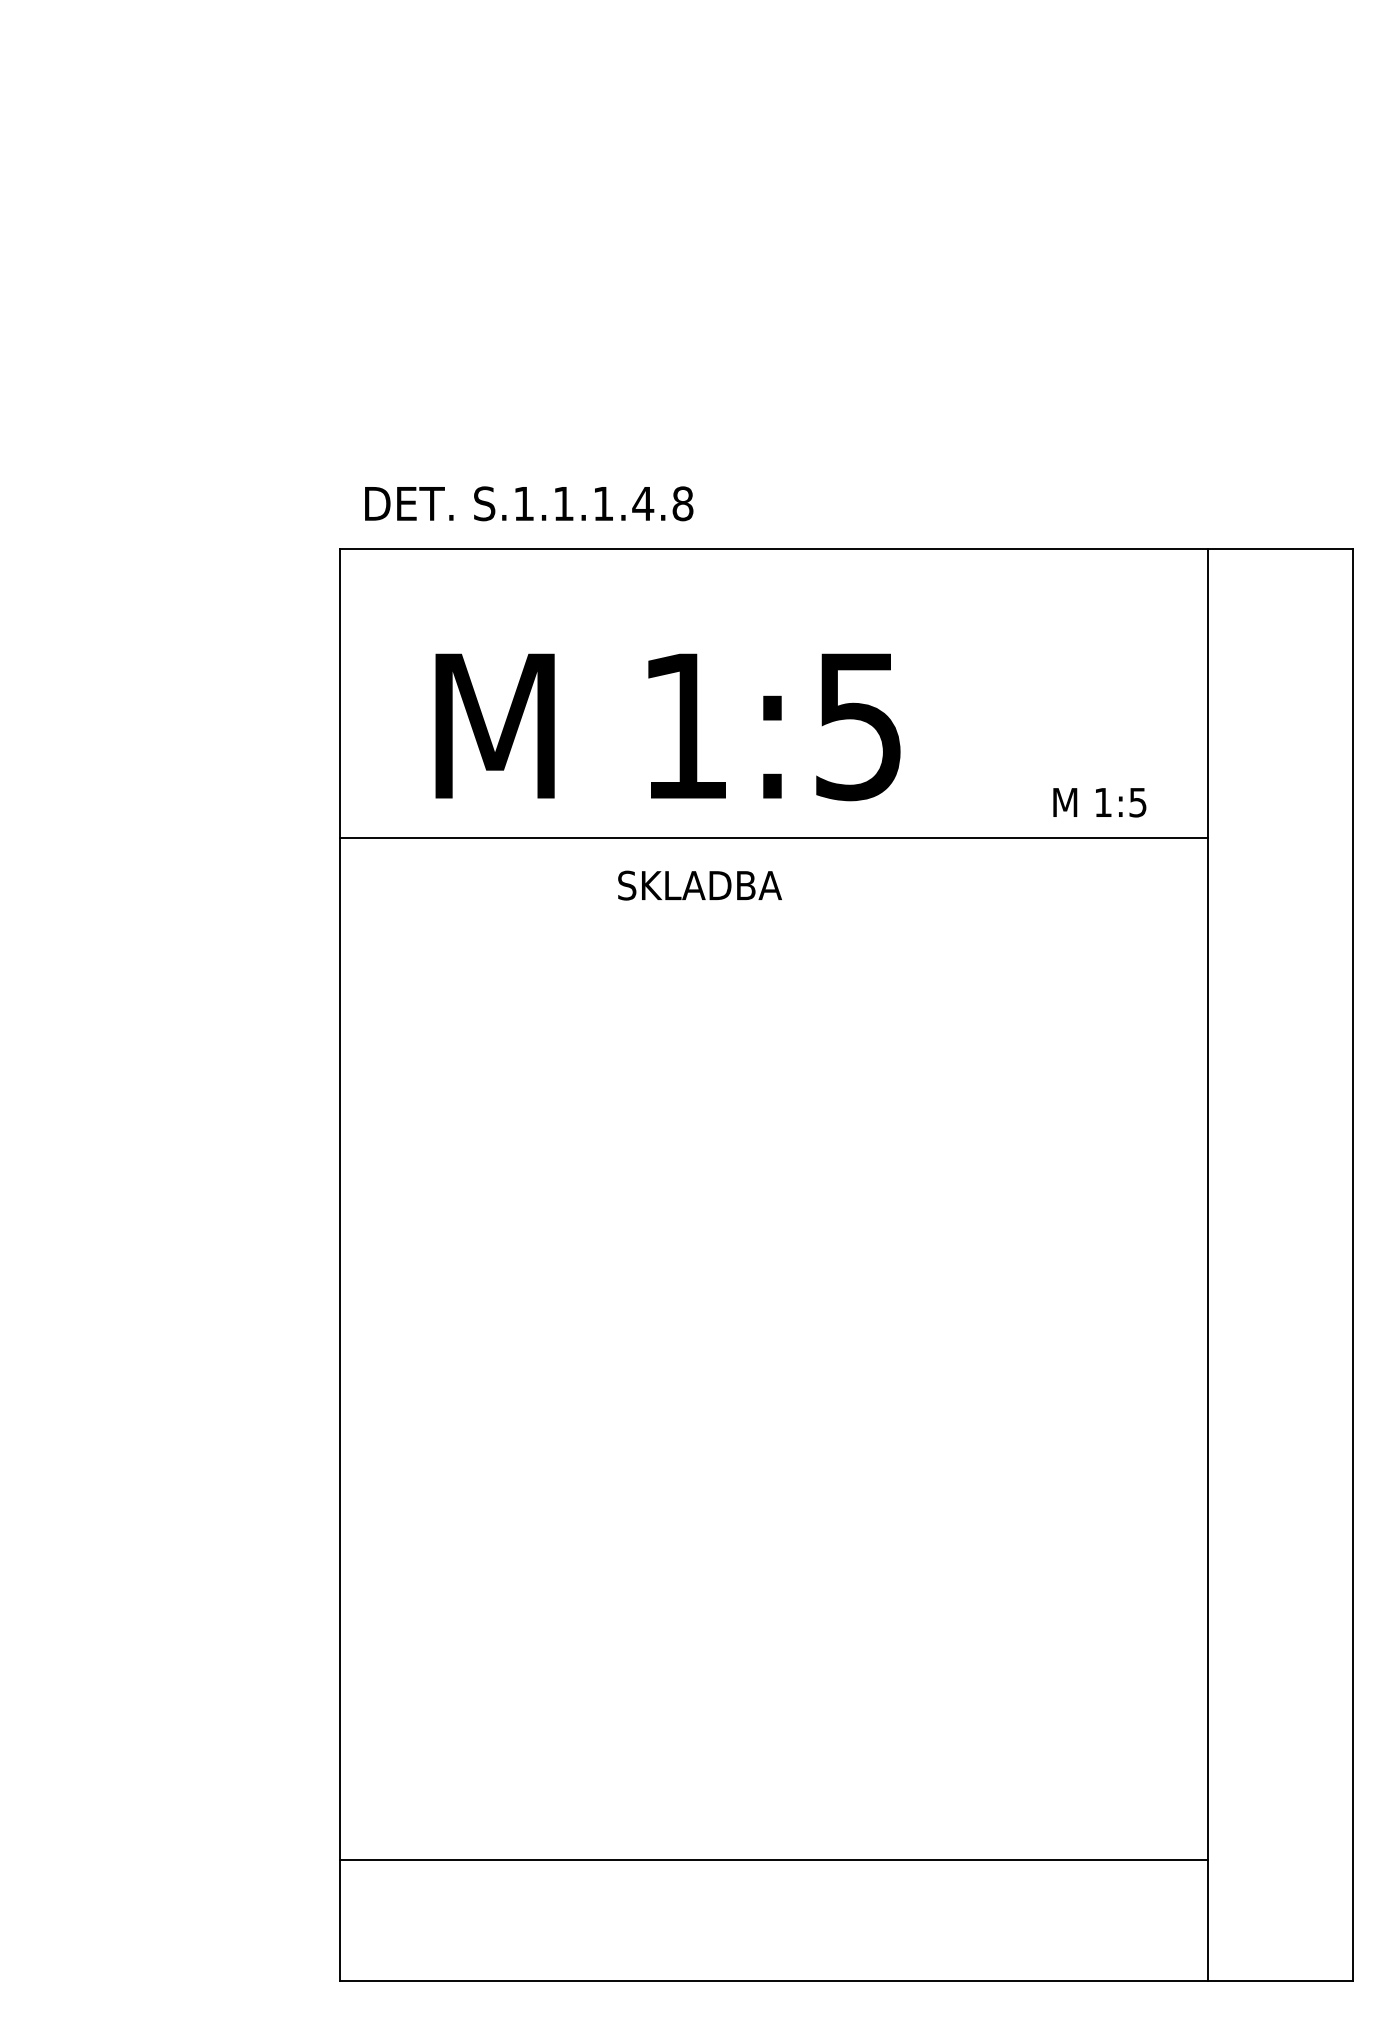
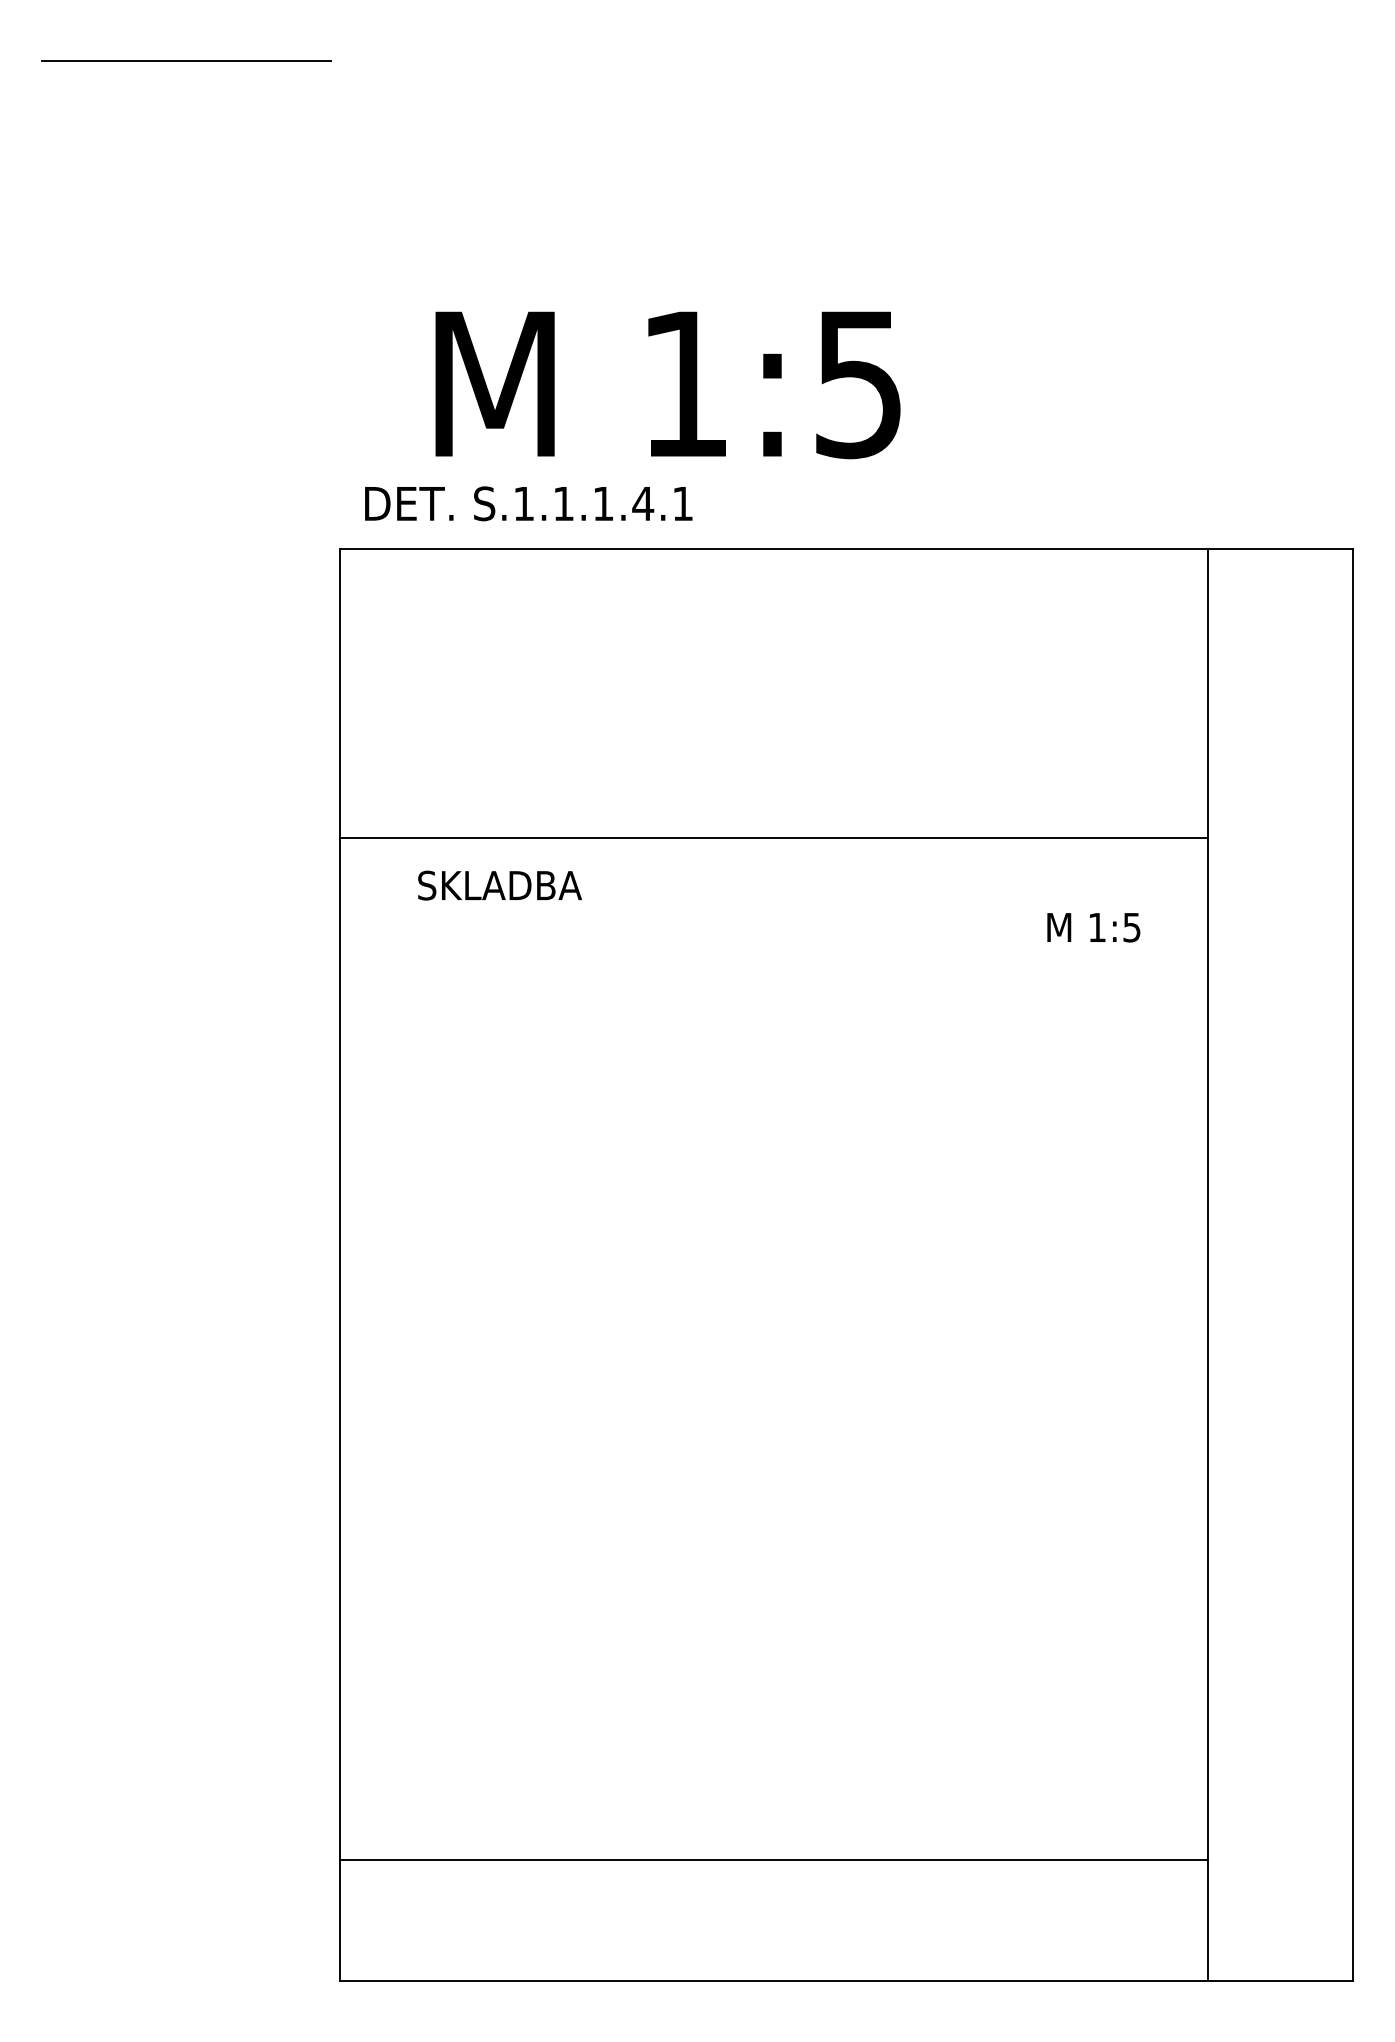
line: none -> present (186, 61)
text: S.1.1.1.4.8 -> S.1.1.1.4.1 (682, 503)
text position: (667, 727) -> (667, 385) (667, 385)
text position: (1099, 802) -> (1093, 927) (1093, 927)
text position: (699, 885) -> (499, 885) (499, 885)
